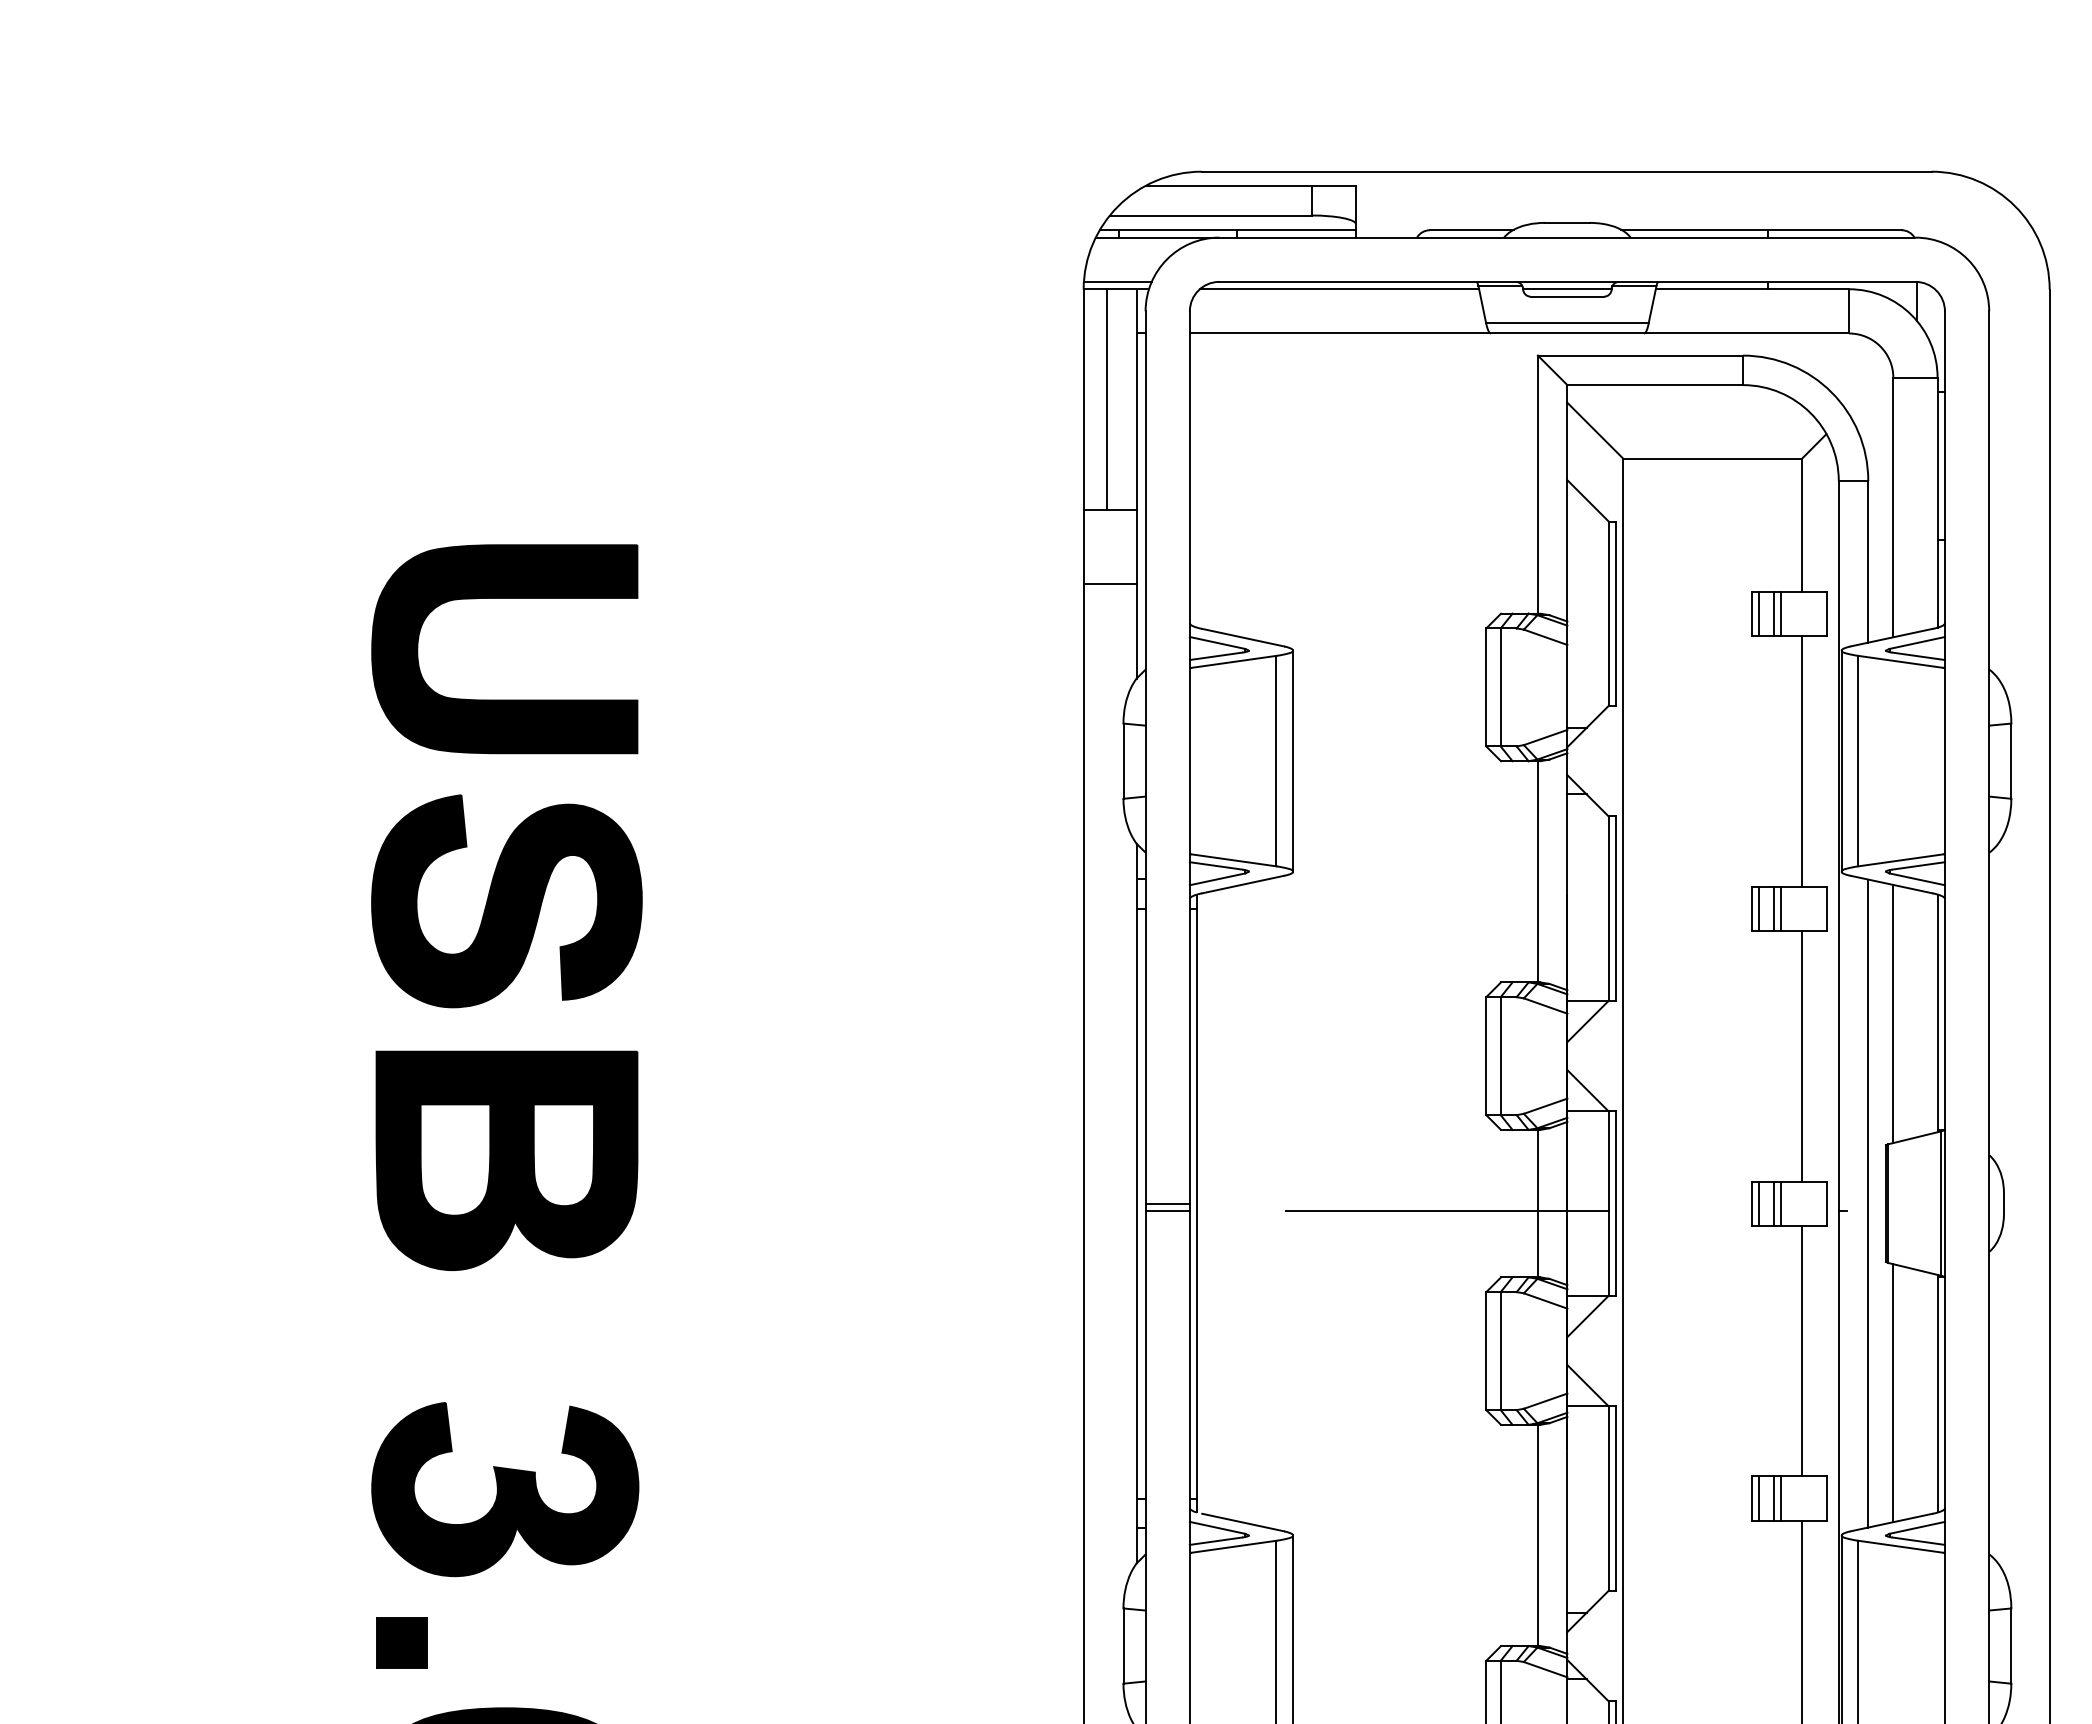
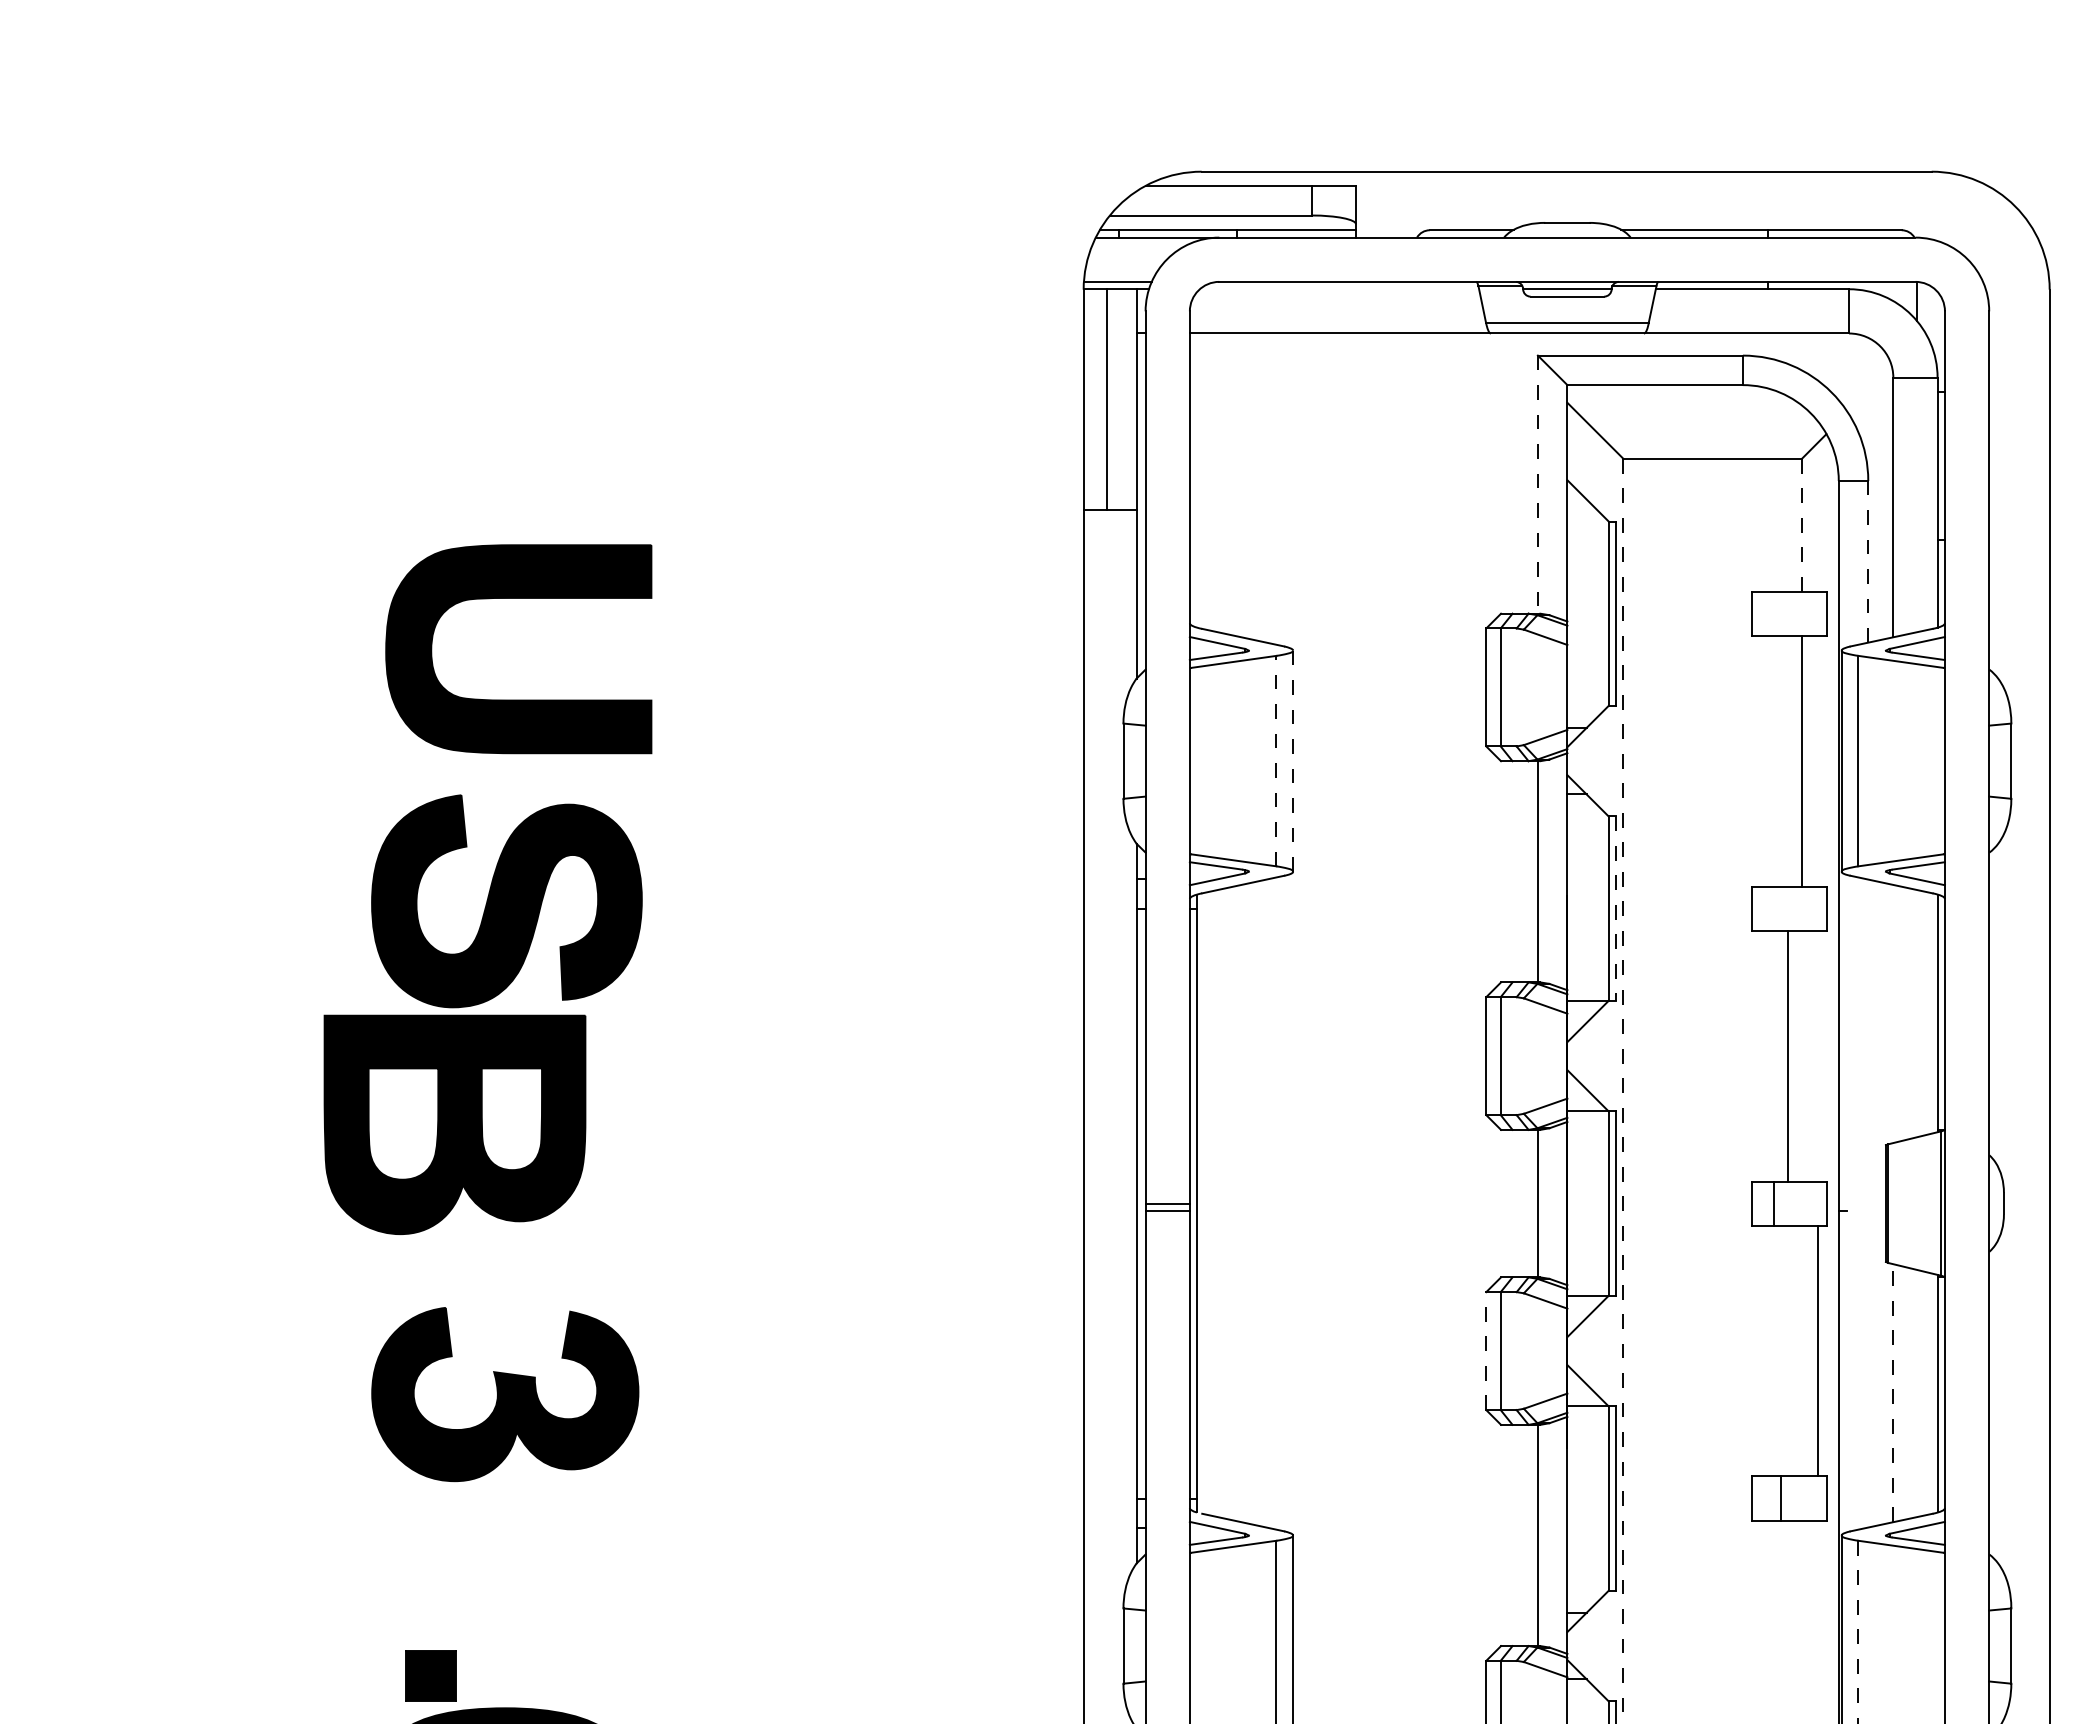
line: present -> none (1339, 289)
line: solid -> dashed (1537, 485)
line: solid -> dashed (1801, 525)
line: solid -> dashed (1868, 561)
line: present -> none (1109, 584)
line: present -> none (1759, 613)
line: present -> none (1773, 613)
line: present -> none (1781, 613)
part position: (504, 699) -> (518, 699) (518, 699)
line: solid -> dashed (1276, 760)
line: solid -> dashed (1293, 761)
line: present -> none (1759, 908)
line: present -> none (1773, 908)
line: present -> none (1781, 908)
line: solid -> dashed (1616, 909)
line: present -> none (1893, 1013)
line position: (1801, 1055) -> (1787, 1055) (1787, 1055)
line: solid -> dashed (1623, 1091)
part position: (506, 1160) -> (454, 1124) (454, 1124)
line: present -> none (1759, 1203)
line: present -> none (1781, 1203)
line: present -> none (1868, 1203)
line: present -> none (1447, 1211)
line position: (1801, 1350) -> (1817, 1350) (1817, 1350)
line: solid -> dashed (1486, 1351)
line: solid -> dashed (1893, 1393)
part position: (505, 1489) -> (505, 1394) (505, 1394)
line: present -> none (1759, 1498)
line: present -> none (1773, 1498)
line: present -> none (1801, 1620)
line: solid -> dashed (1858, 1632)
part position: (401, 1642) -> (430, 1675) (430, 1675)
